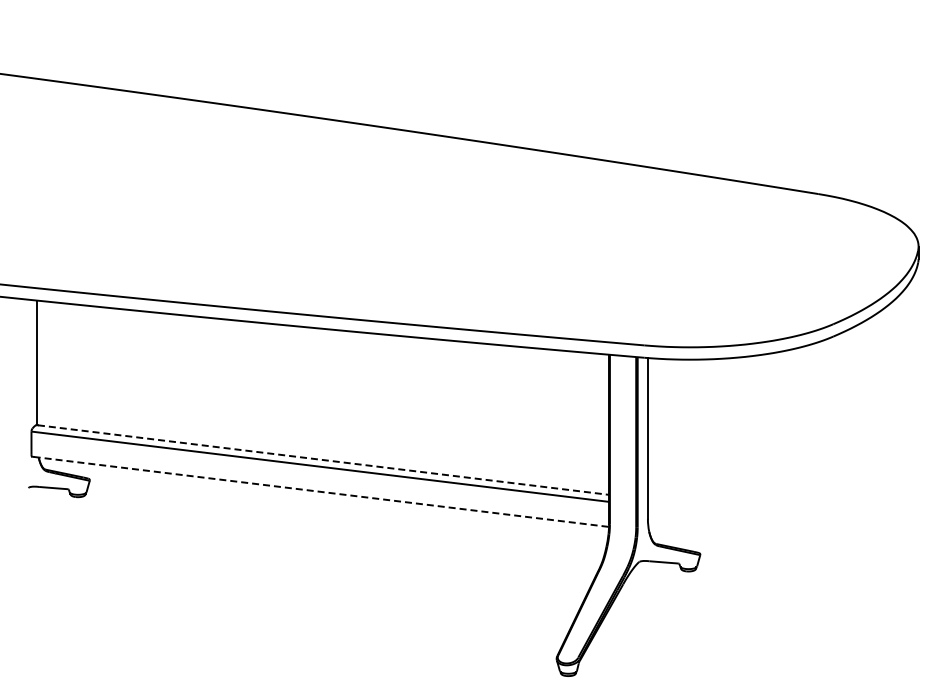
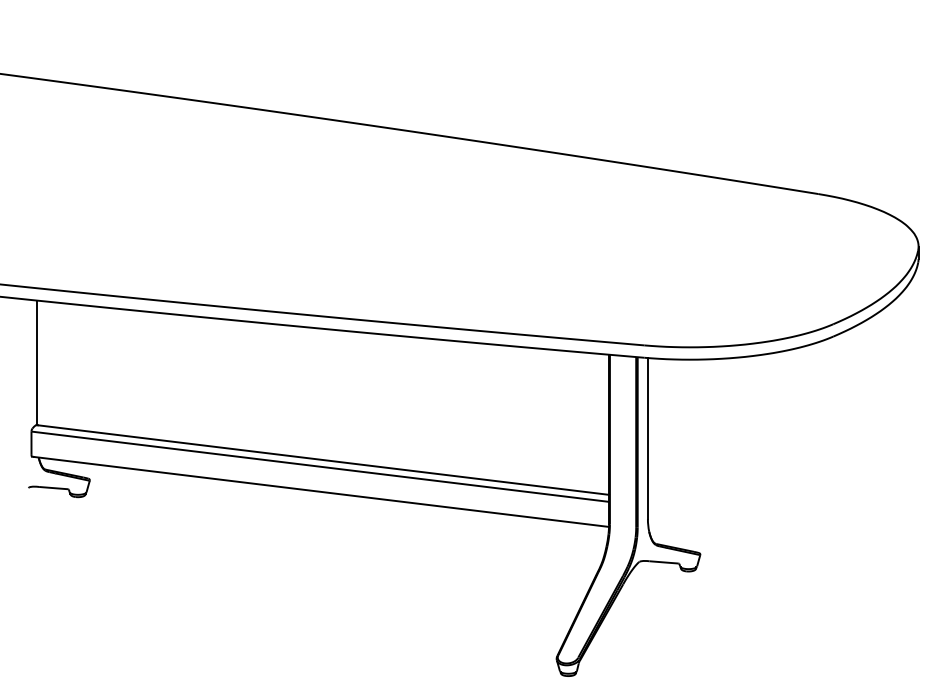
line: dashed -> solid (323, 460)
line: dashed -> solid (321, 491)
